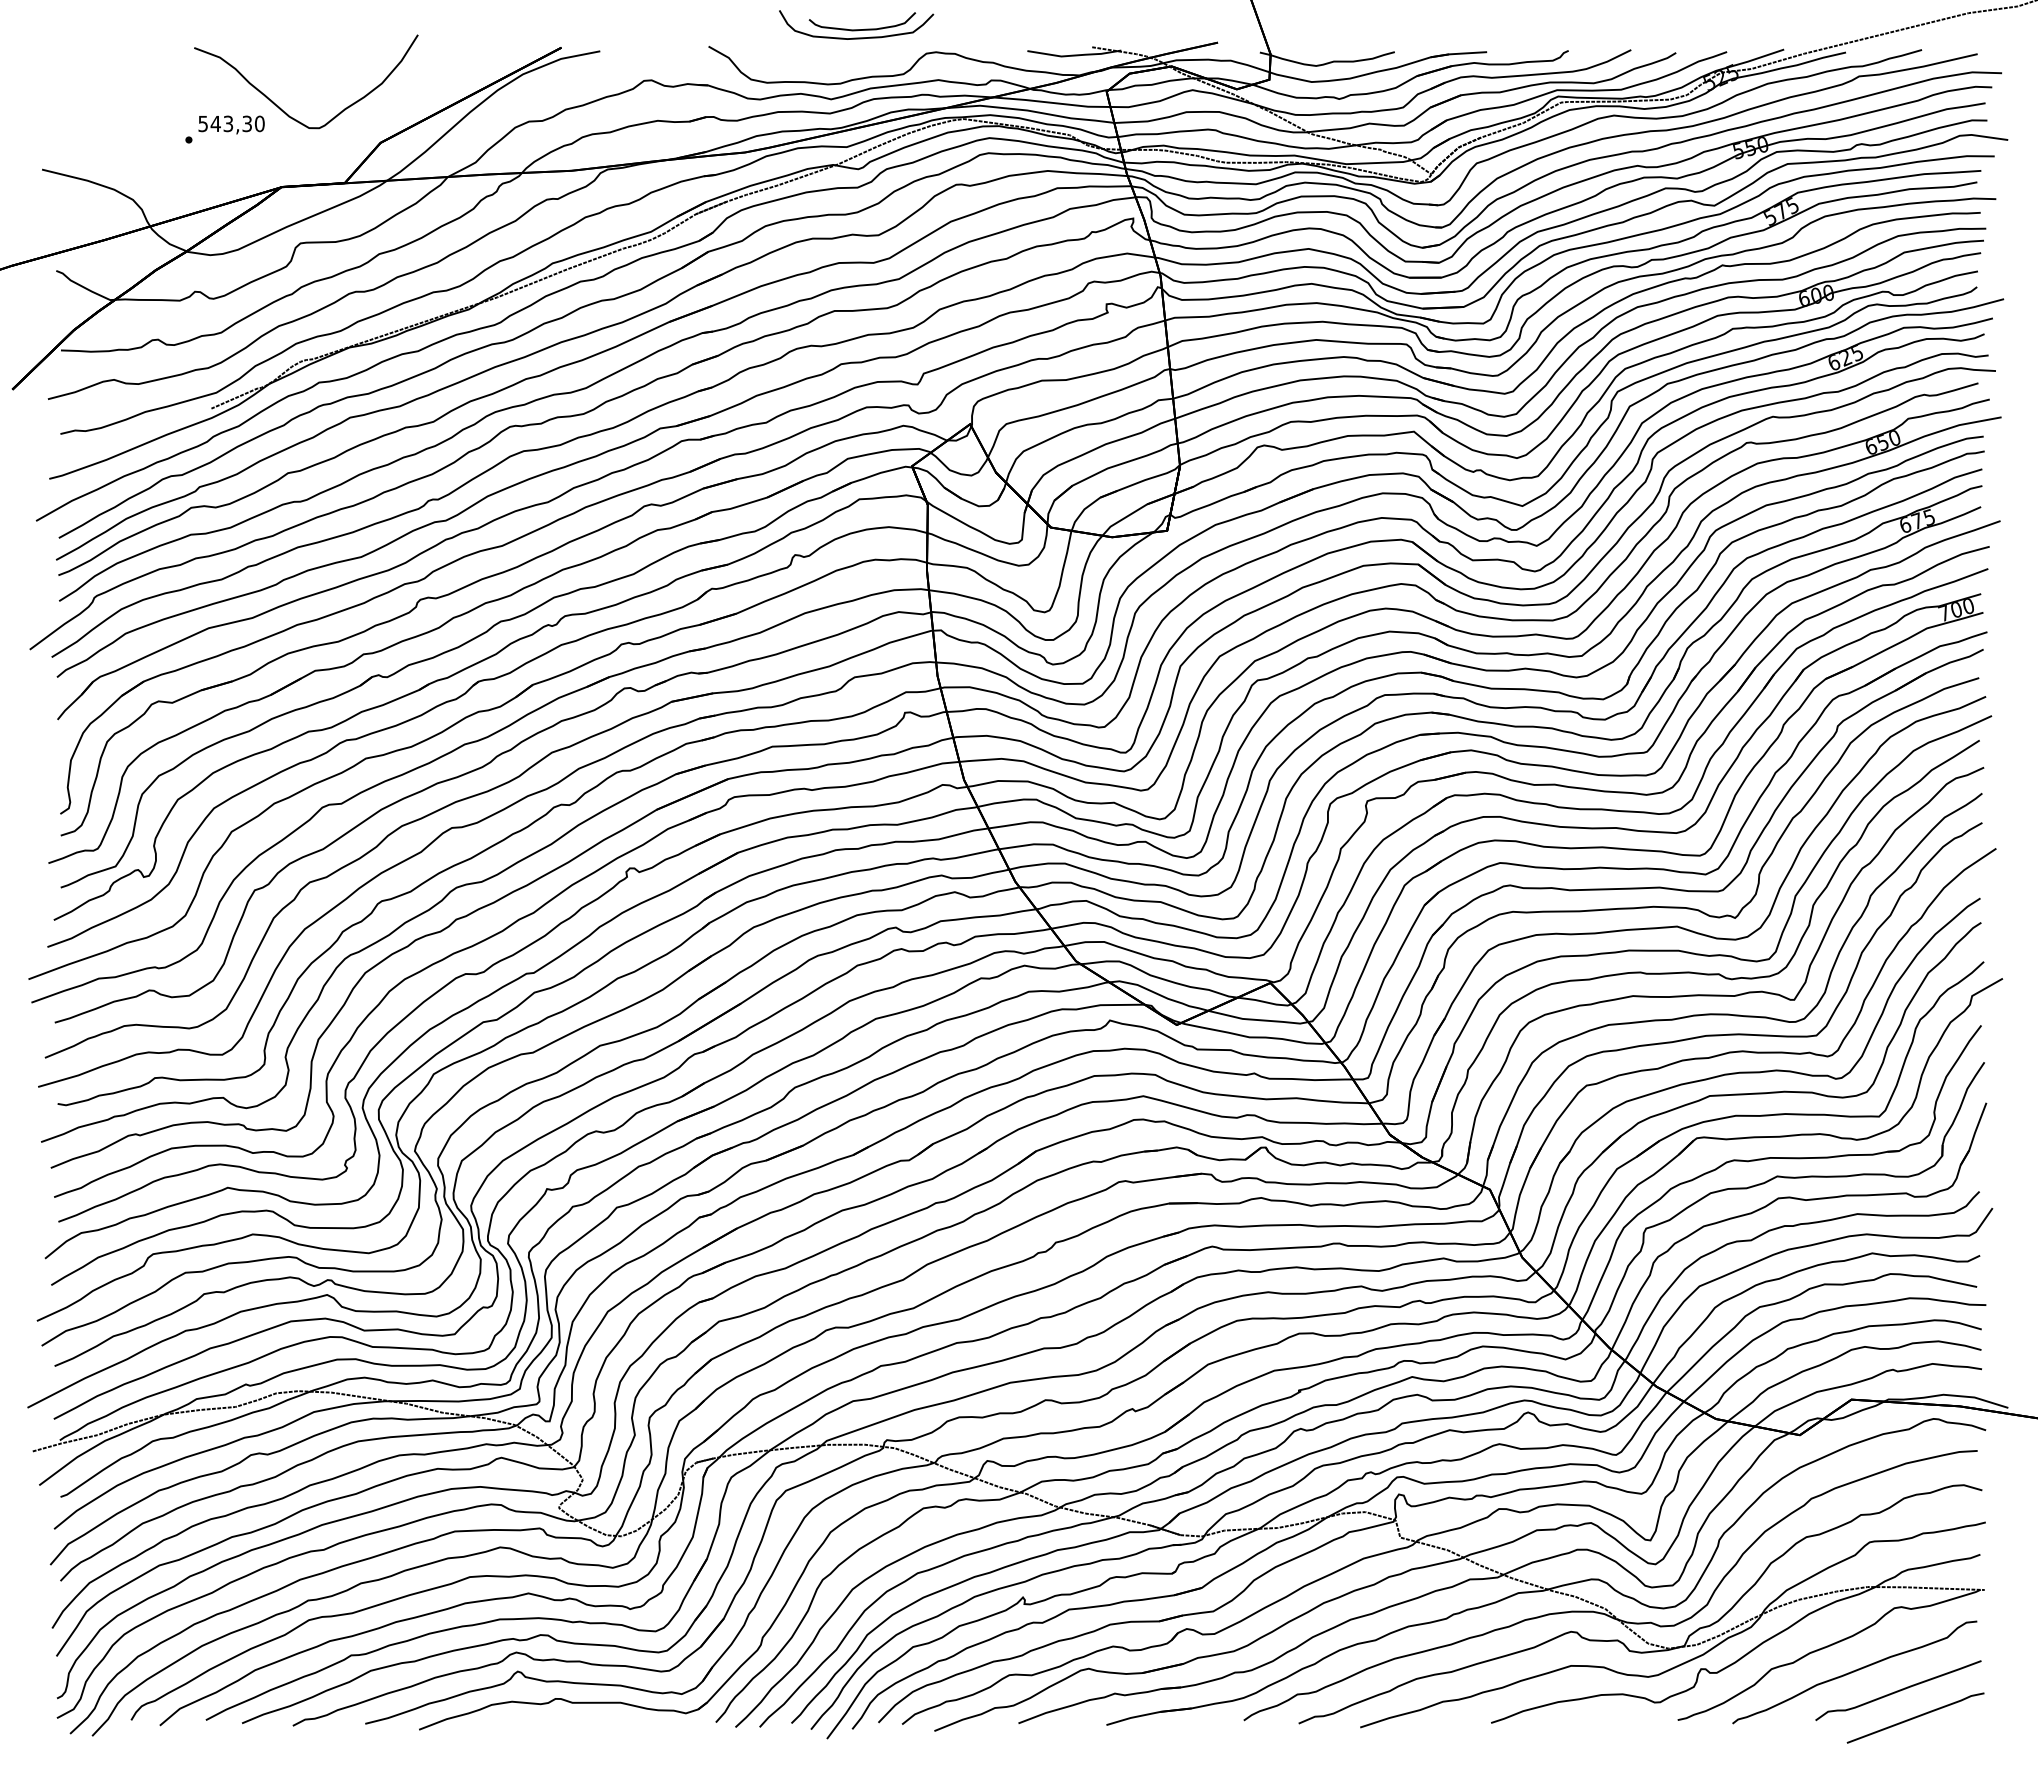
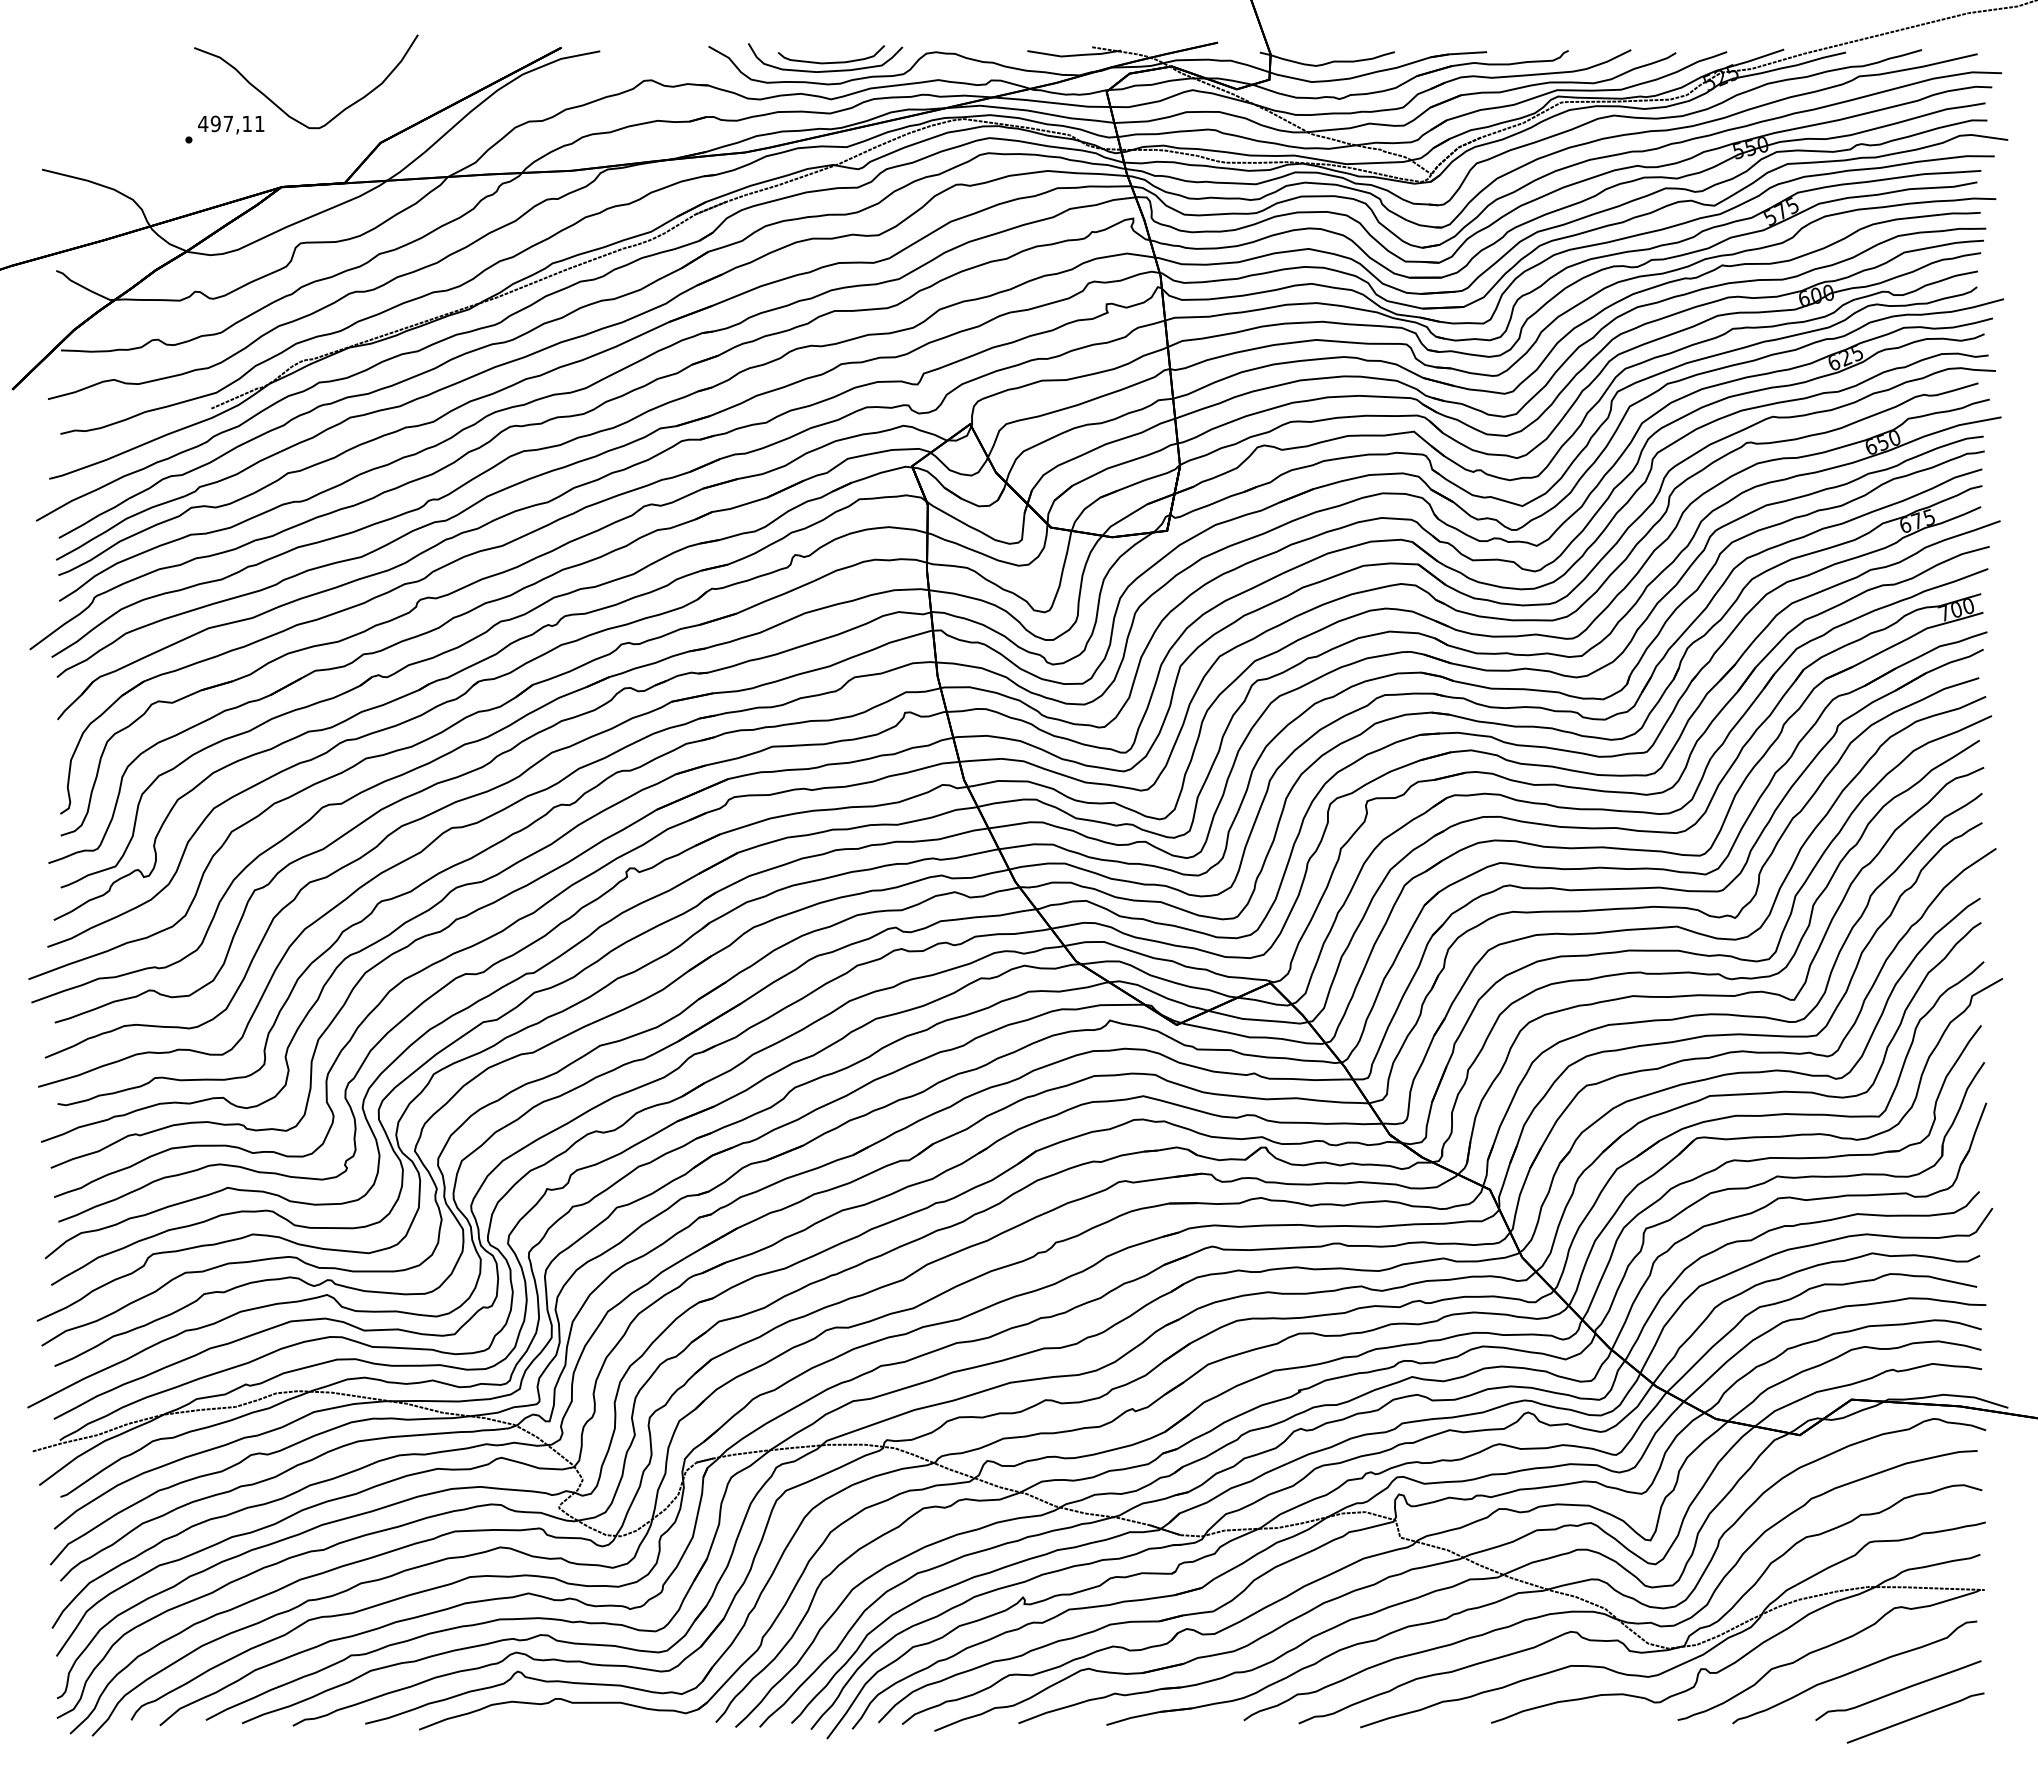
part position: (856, 24) -> (825, 57) (825, 57)
text: 543,30 -> 497,11 (231, 123)
